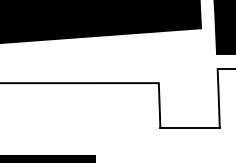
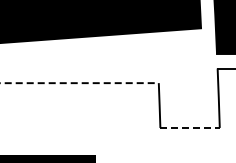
line: solid -> dashed (80, 83)
line: solid -> dashed (190, 127)
